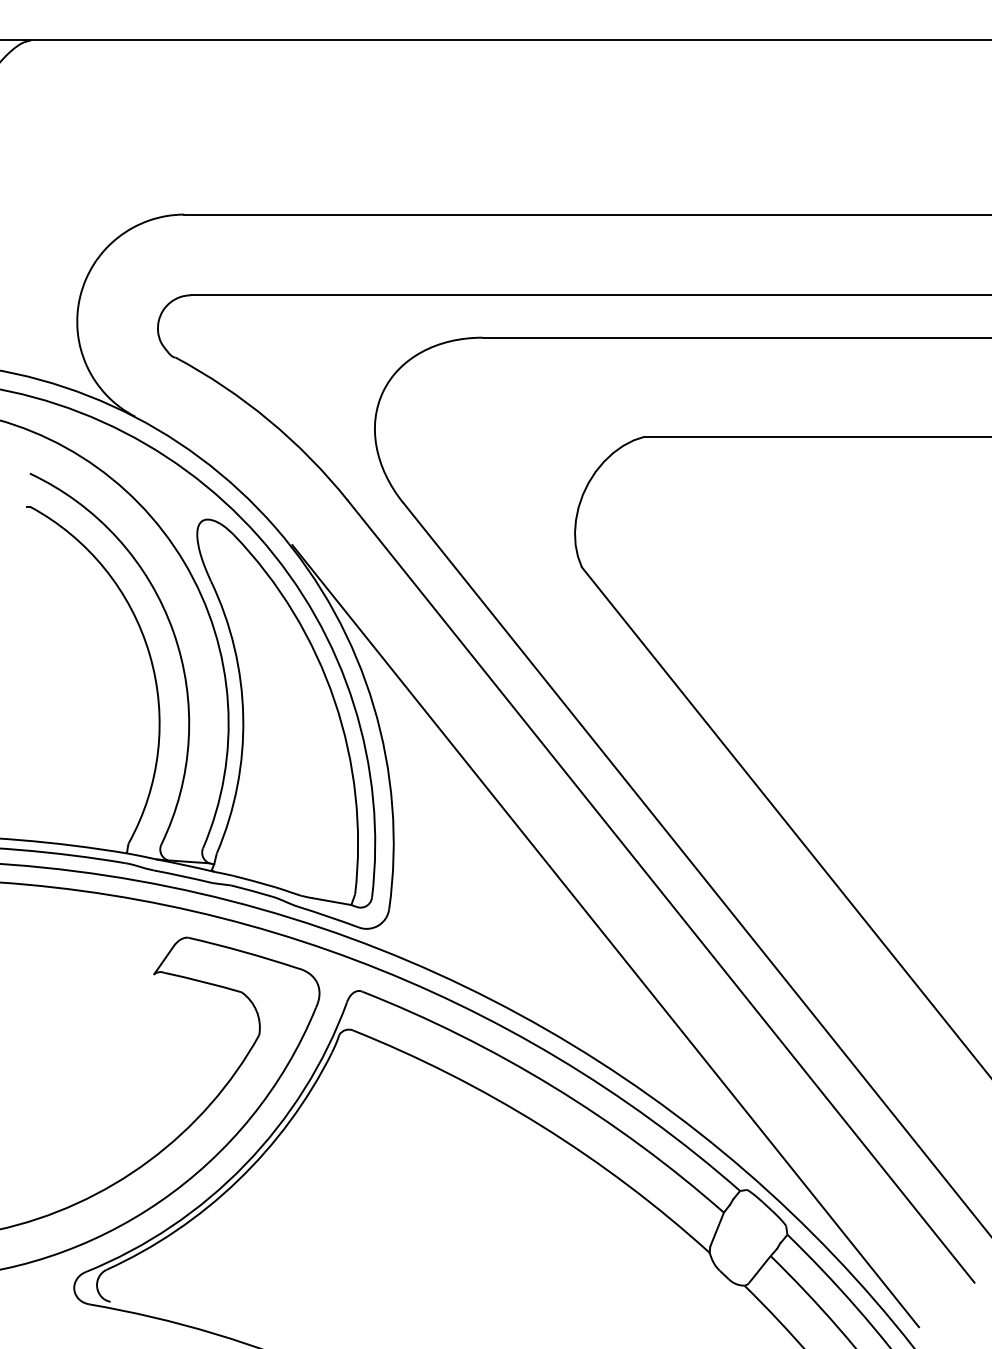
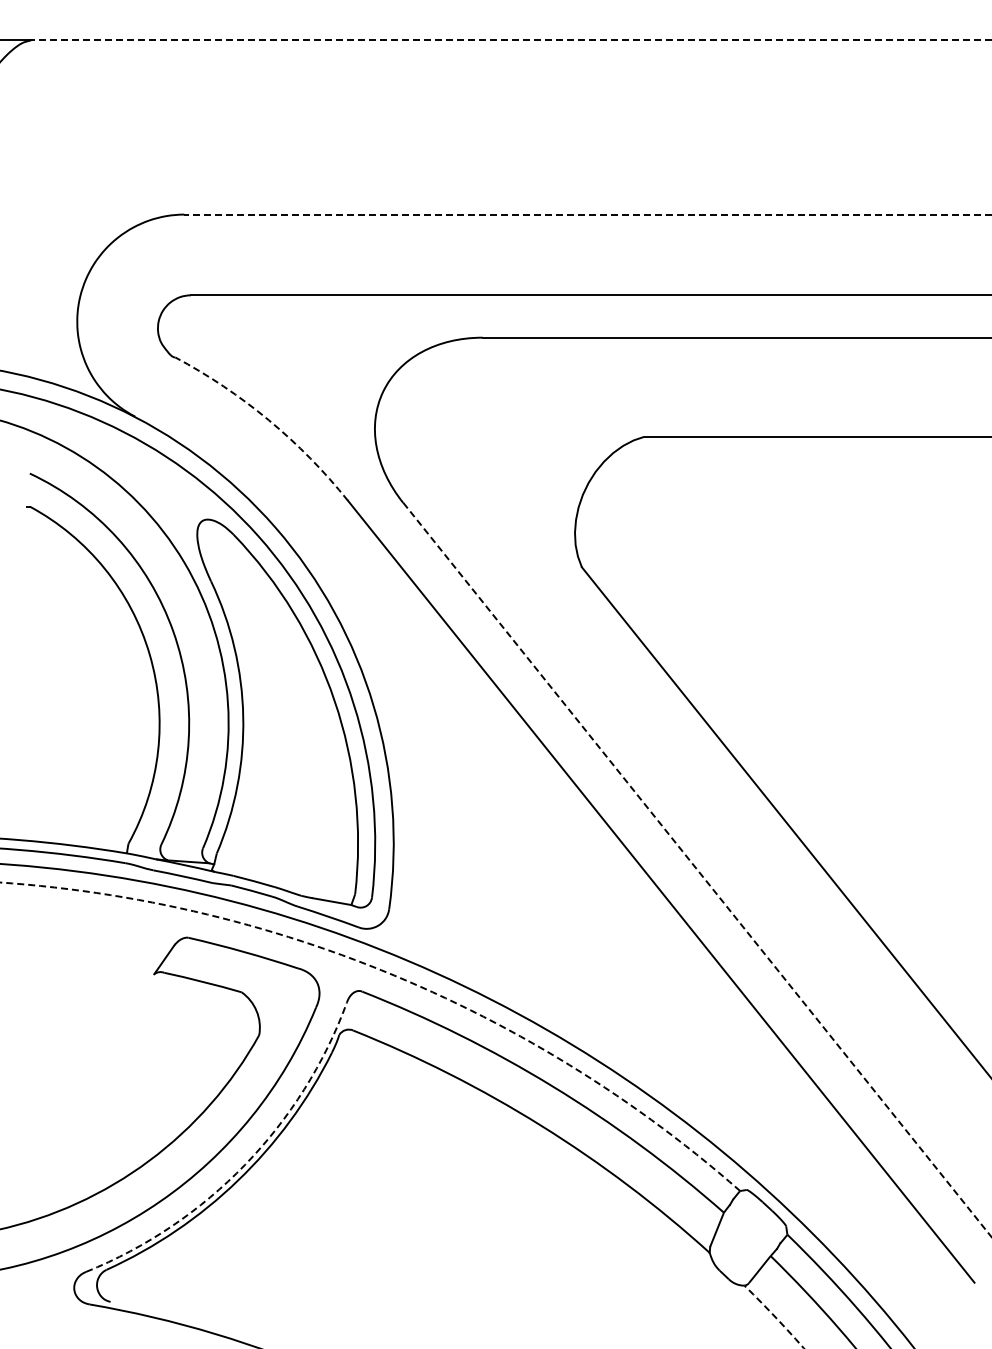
line: solid -> dashed (510, 40)
line: solid -> dashed (587, 214)
arc: solid -> dashed (268, 420)
line: solid -> dashed (697, 870)
line: present -> none (605, 936)
arc: solid -> dashed (395, 976)
arc: solid -> dashed (245, 1164)
arc: solid -> dashed (774, 1316)
